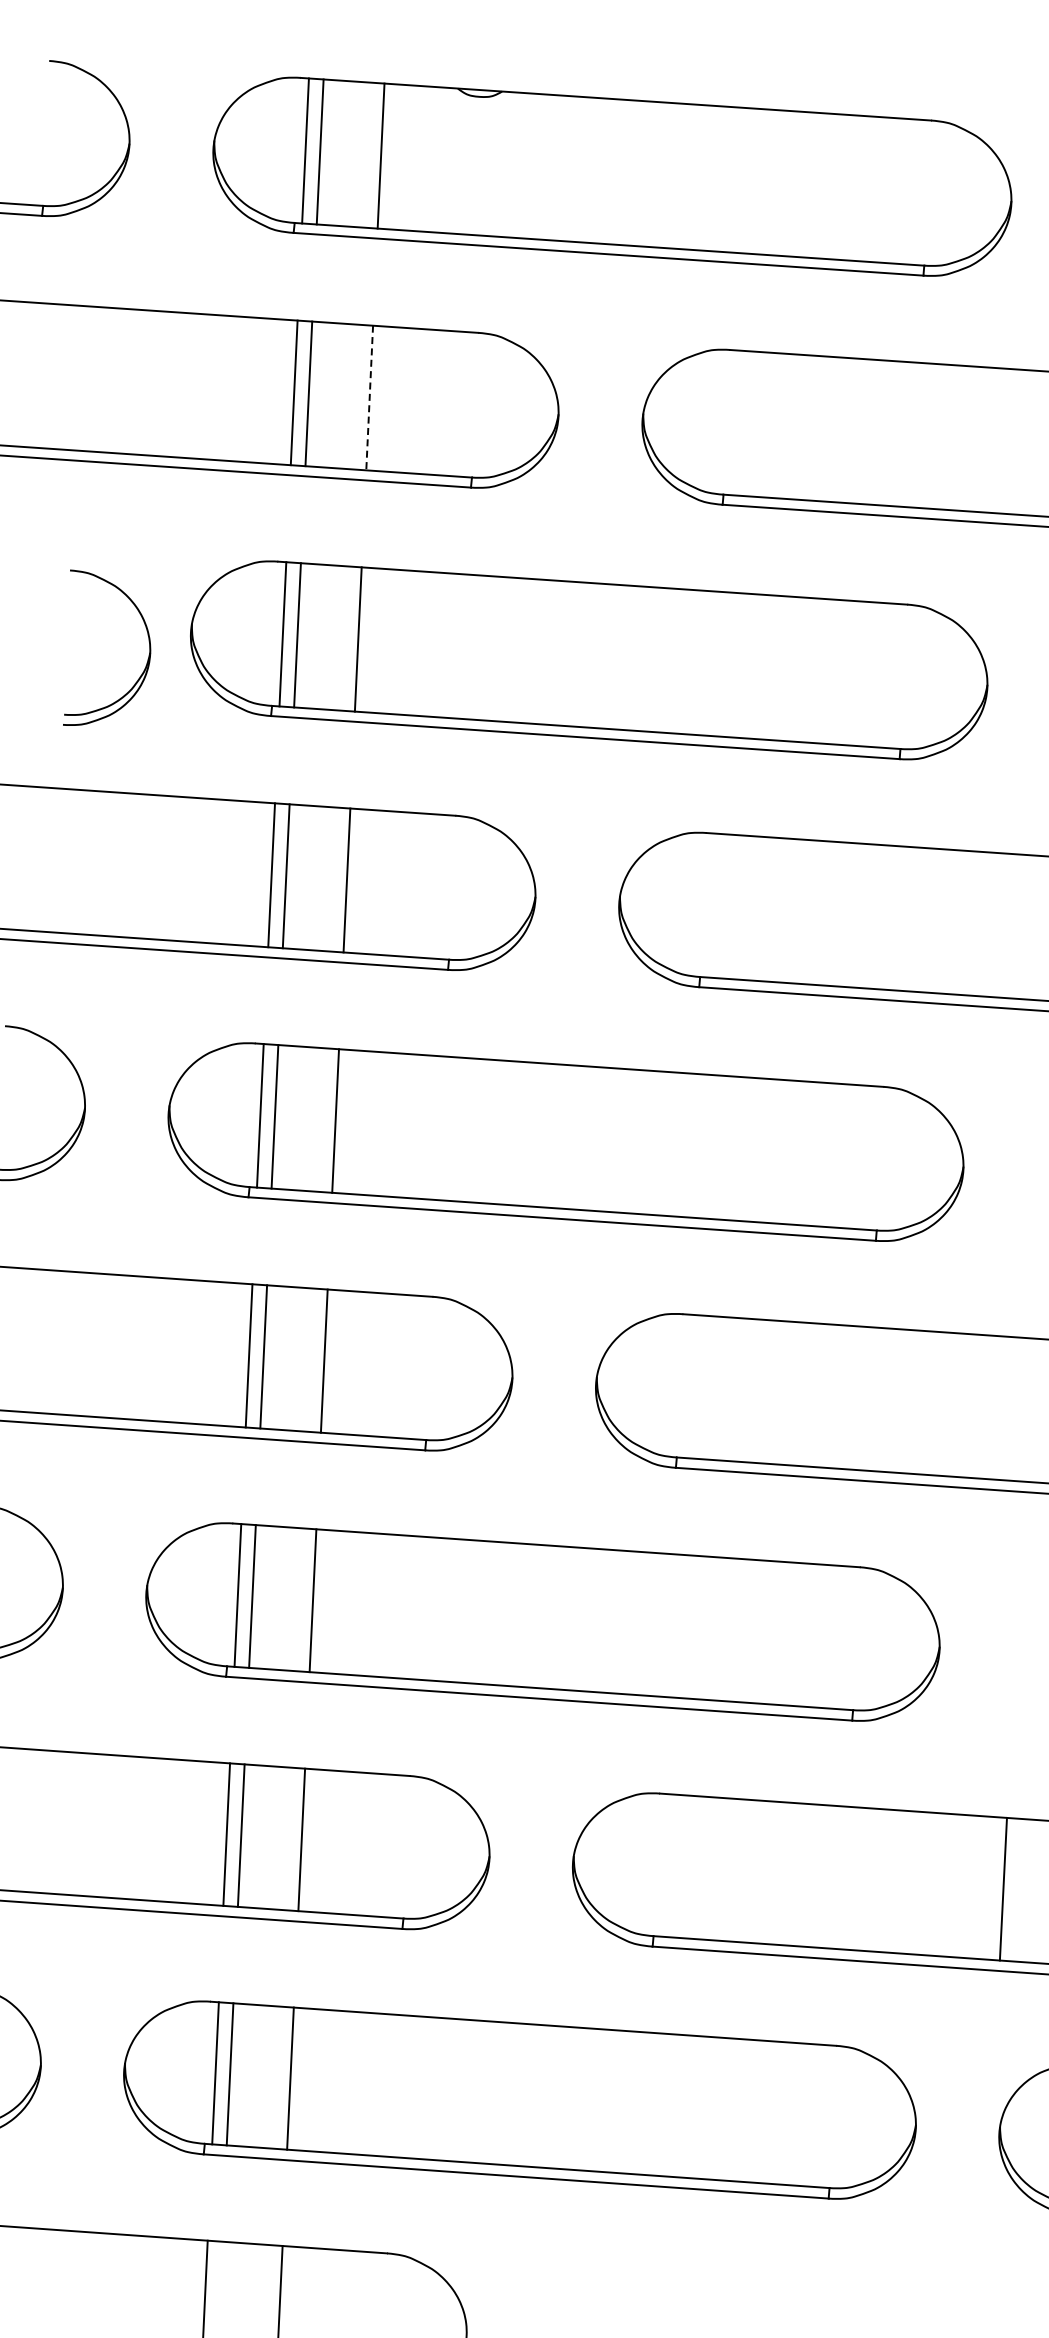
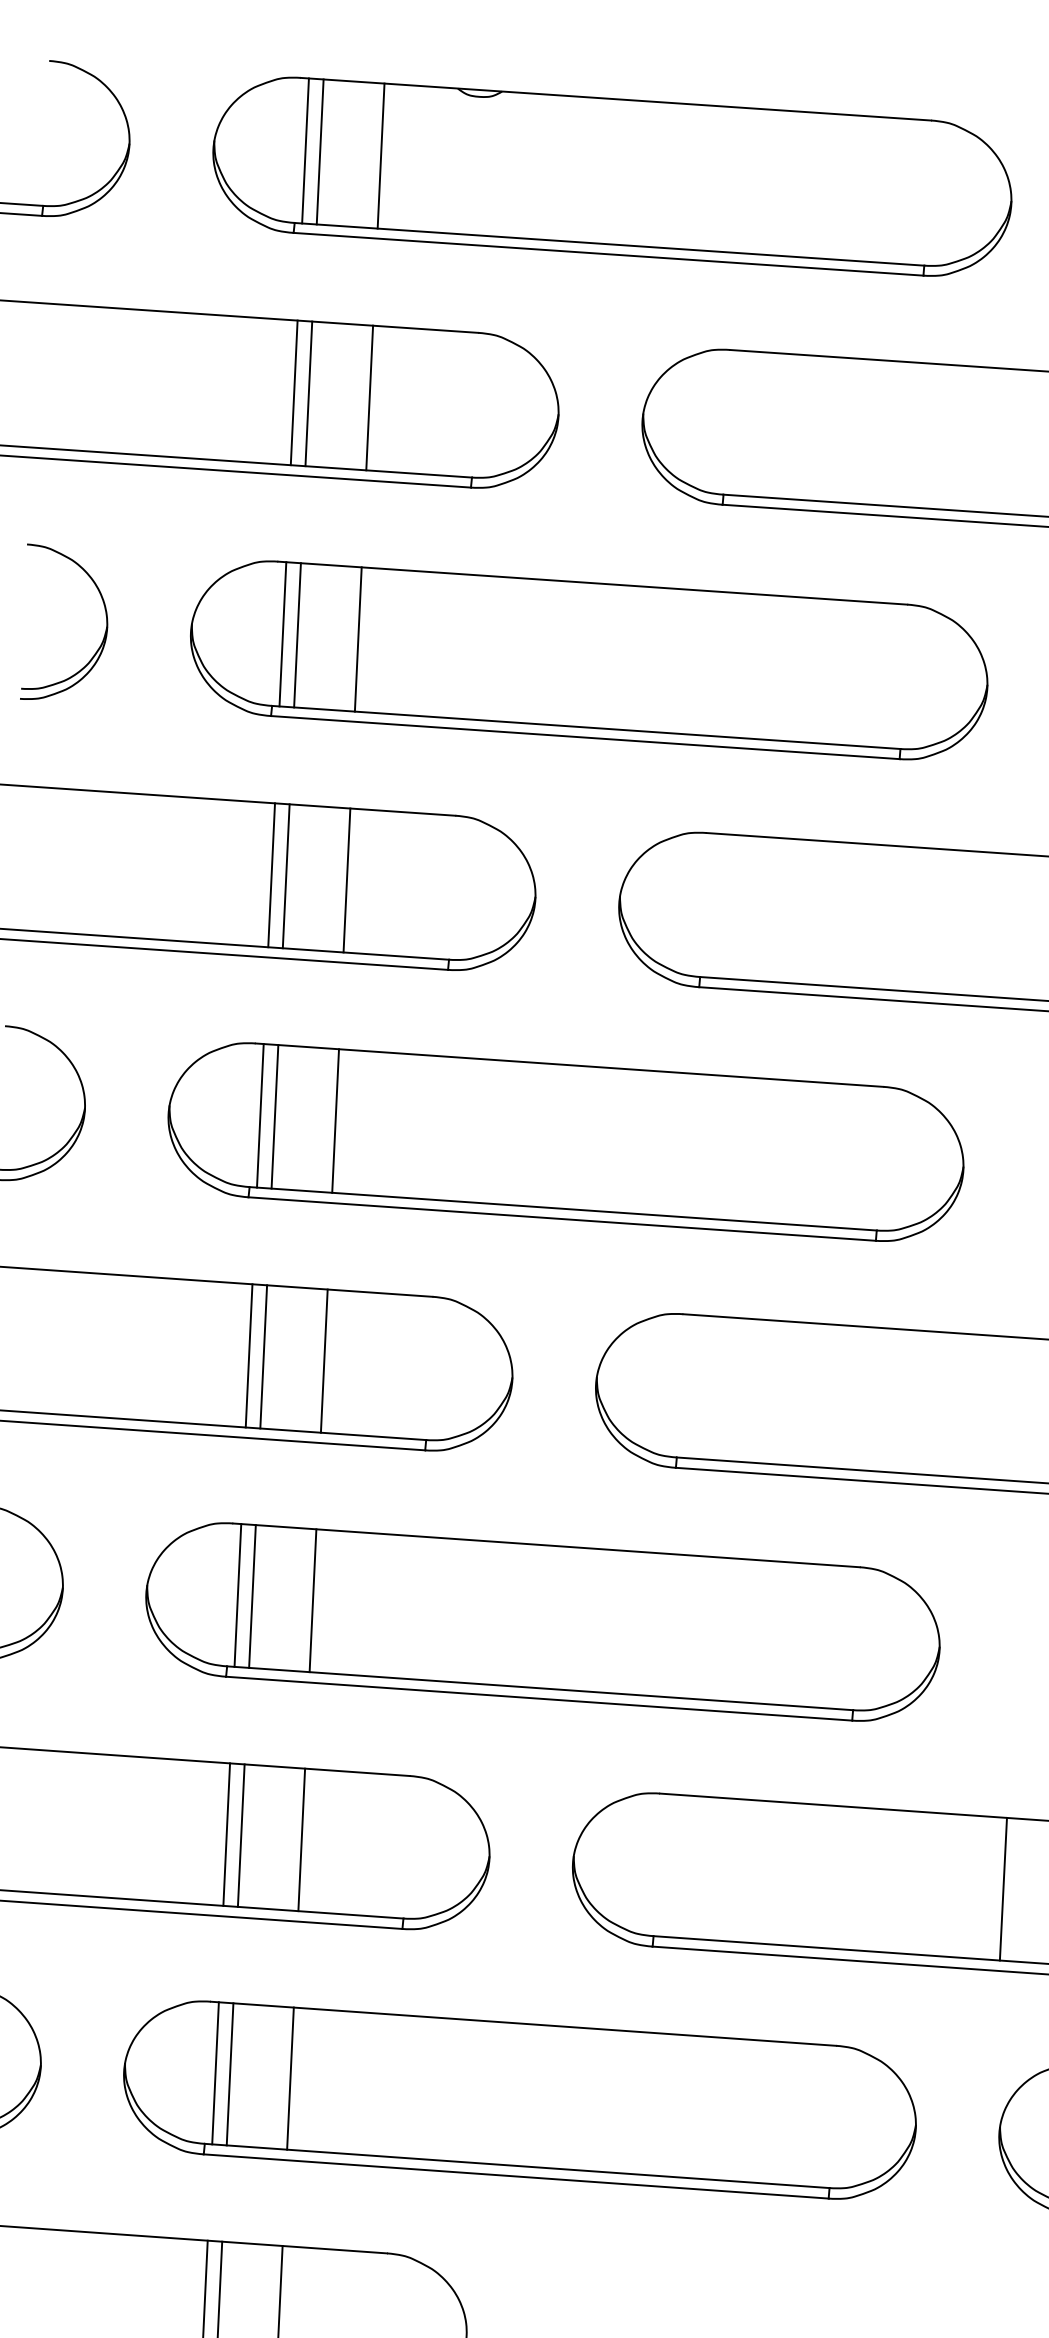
line: dashed -> solid (369, 398)
part position: (148, 641) -> (105, 615) (105, 615)
line: none -> present (219, 2287)
